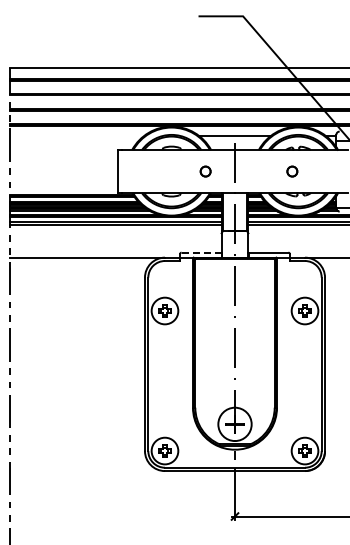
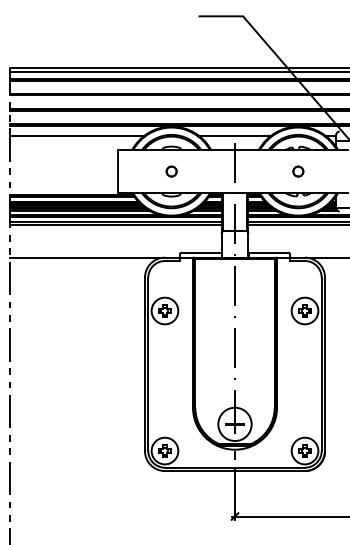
line: none -> present (178, 71)
line: none -> present (77, 135)
circle position: (205, 171) -> (171, 171) (171, 171)
circle position: (292, 171) -> (298, 171) (298, 171)
line: dashed -> solid (201, 252)
